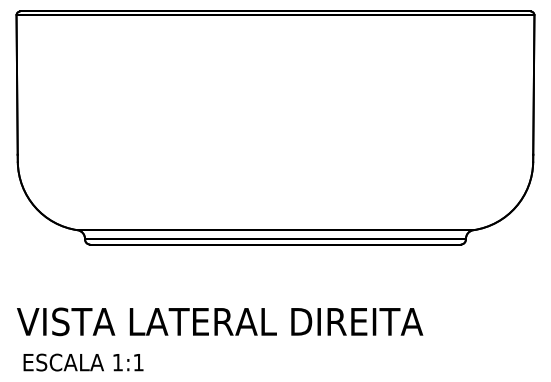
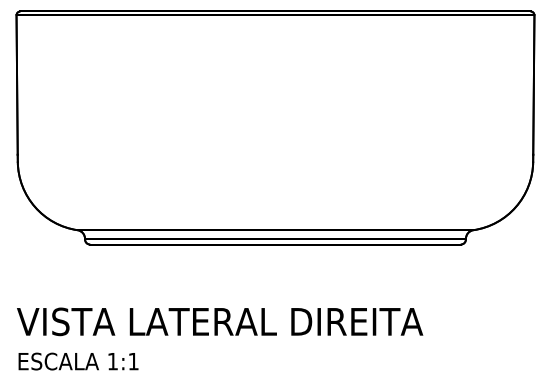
text position: (83, 362) -> (78, 361) (78, 361)
